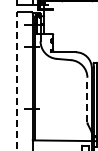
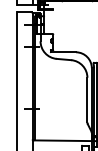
line: dashed -> solid (16, 80)
line: dashed -> solid (87, 99)
